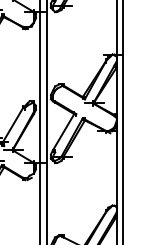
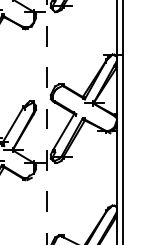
line: present -> none (40, 121)
line: solid -> dashed (46, 122)
